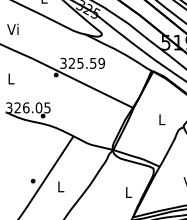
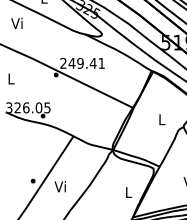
text position: (12, 28) -> (16, 22) (16, 22)
text: 325.59 -> 249.41 (82, 62)
text: L -> Vi (59, 186)
